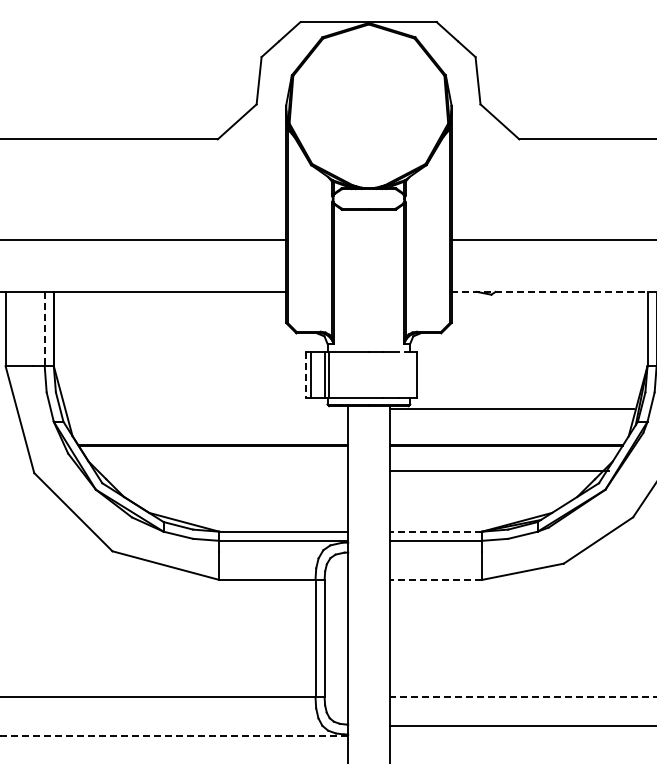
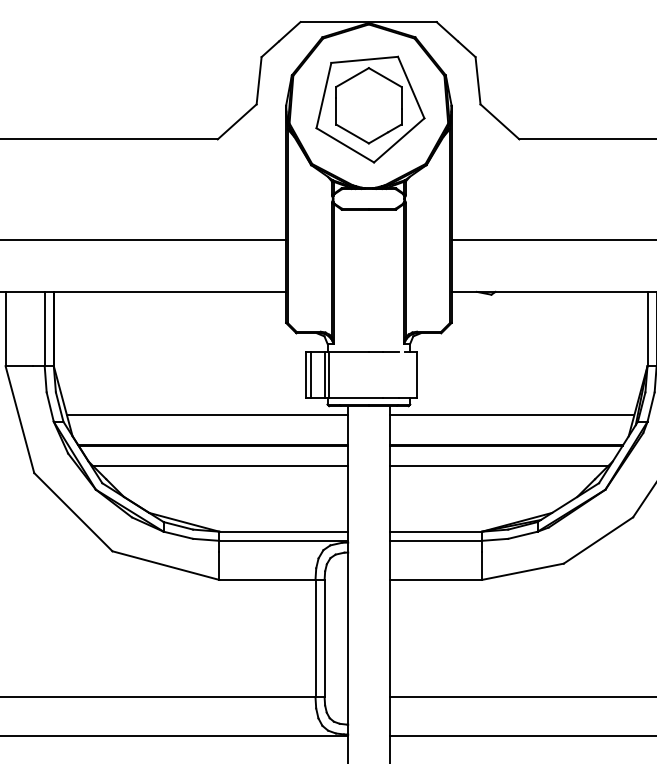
part: none -> present (370, 109)
line: dashed -> solid (553, 291)
line: dashed -> solid (44, 329)
line: dashed -> solid (305, 375)
line position: (511, 408) -> (511, 414) (511, 414)
line: none -> present (207, 414)
line: none -> present (220, 465)
line position: (498, 470) -> (498, 465) (498, 465)
line: dashed -> solid (435, 531)
line: dashed -> solid (435, 579)
line: dashed -> solid (522, 697)
line position: (521, 726) -> (521, 736) (521, 736)
line: dashed -> solid (174, 736)
